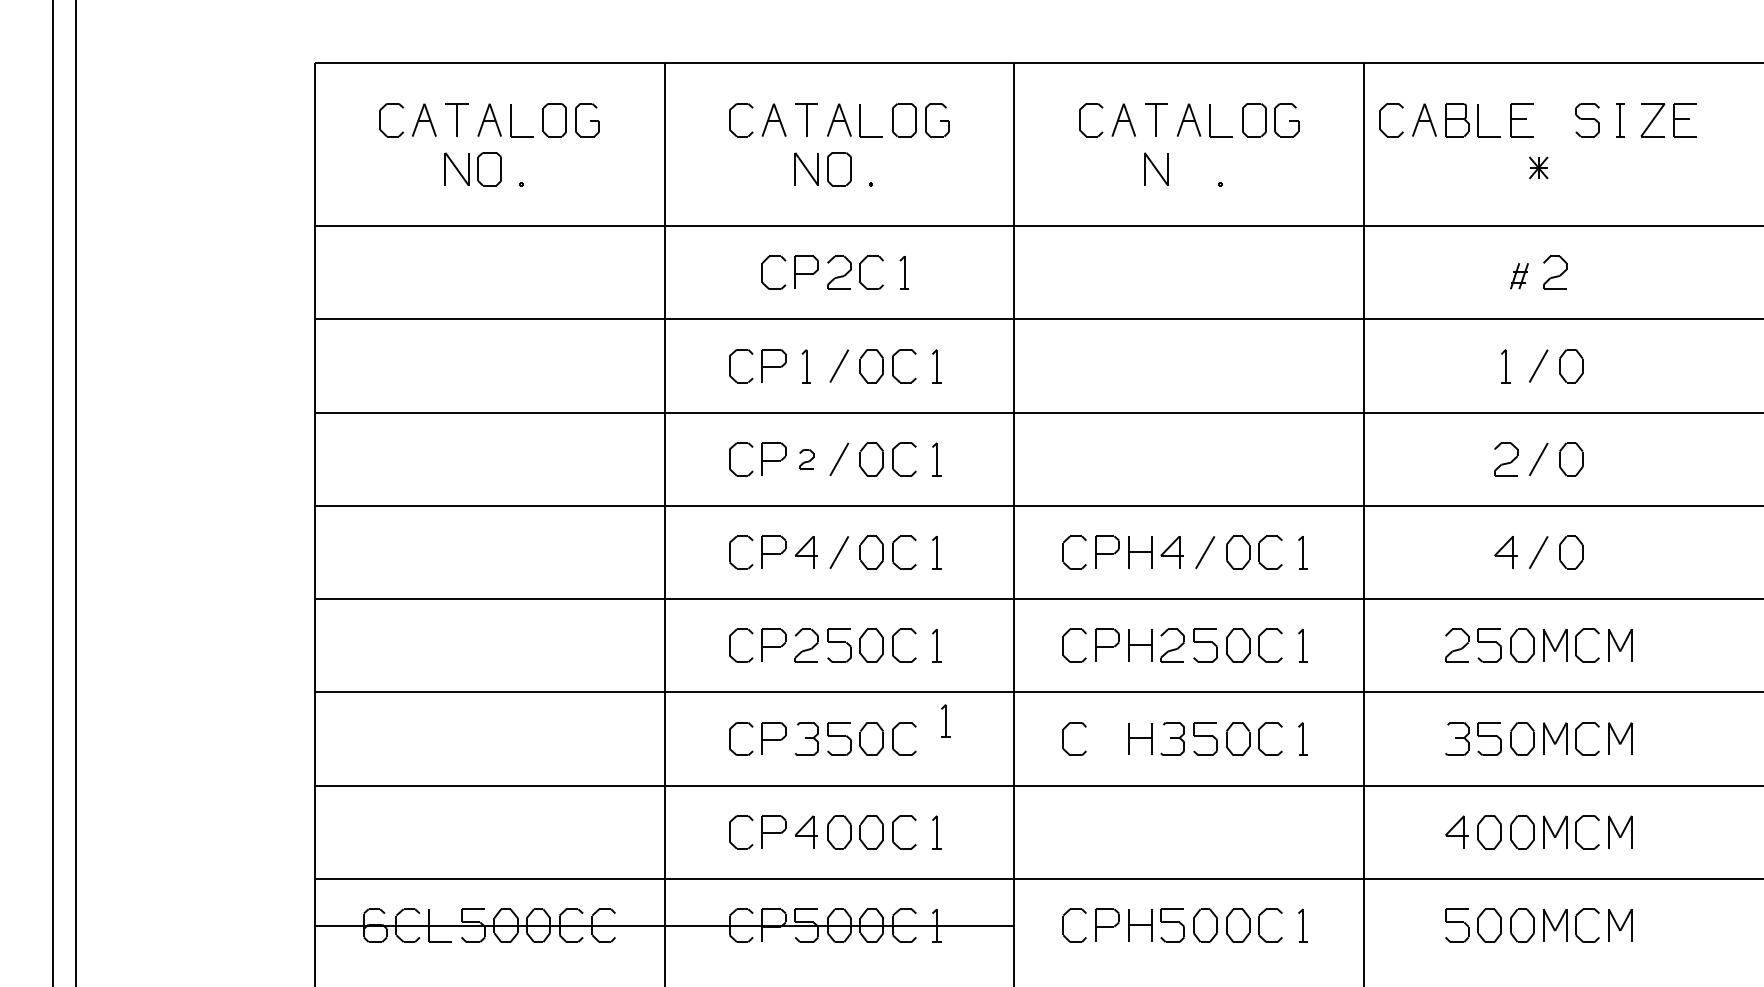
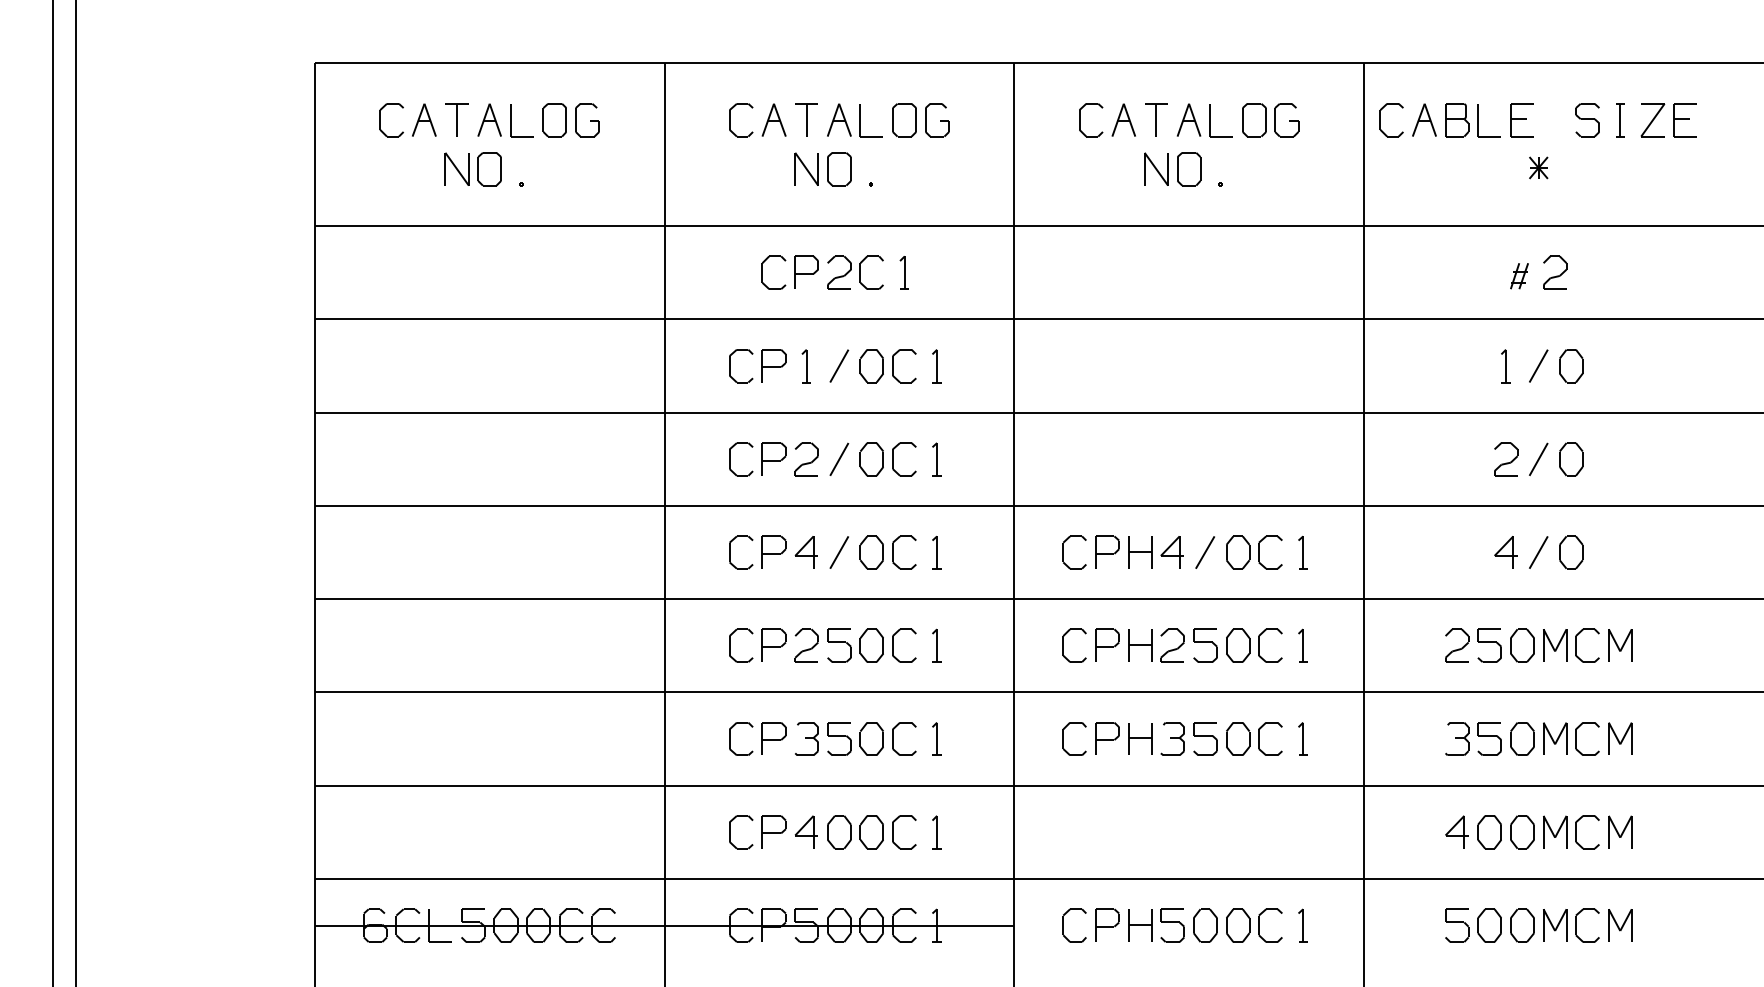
part: none -> present (1189, 169)
part size: 16x21 px -> 25x35 px (806, 459)
part position: (945, 720) -> (936, 738) (936, 738)
part: none -> present (1107, 738)
